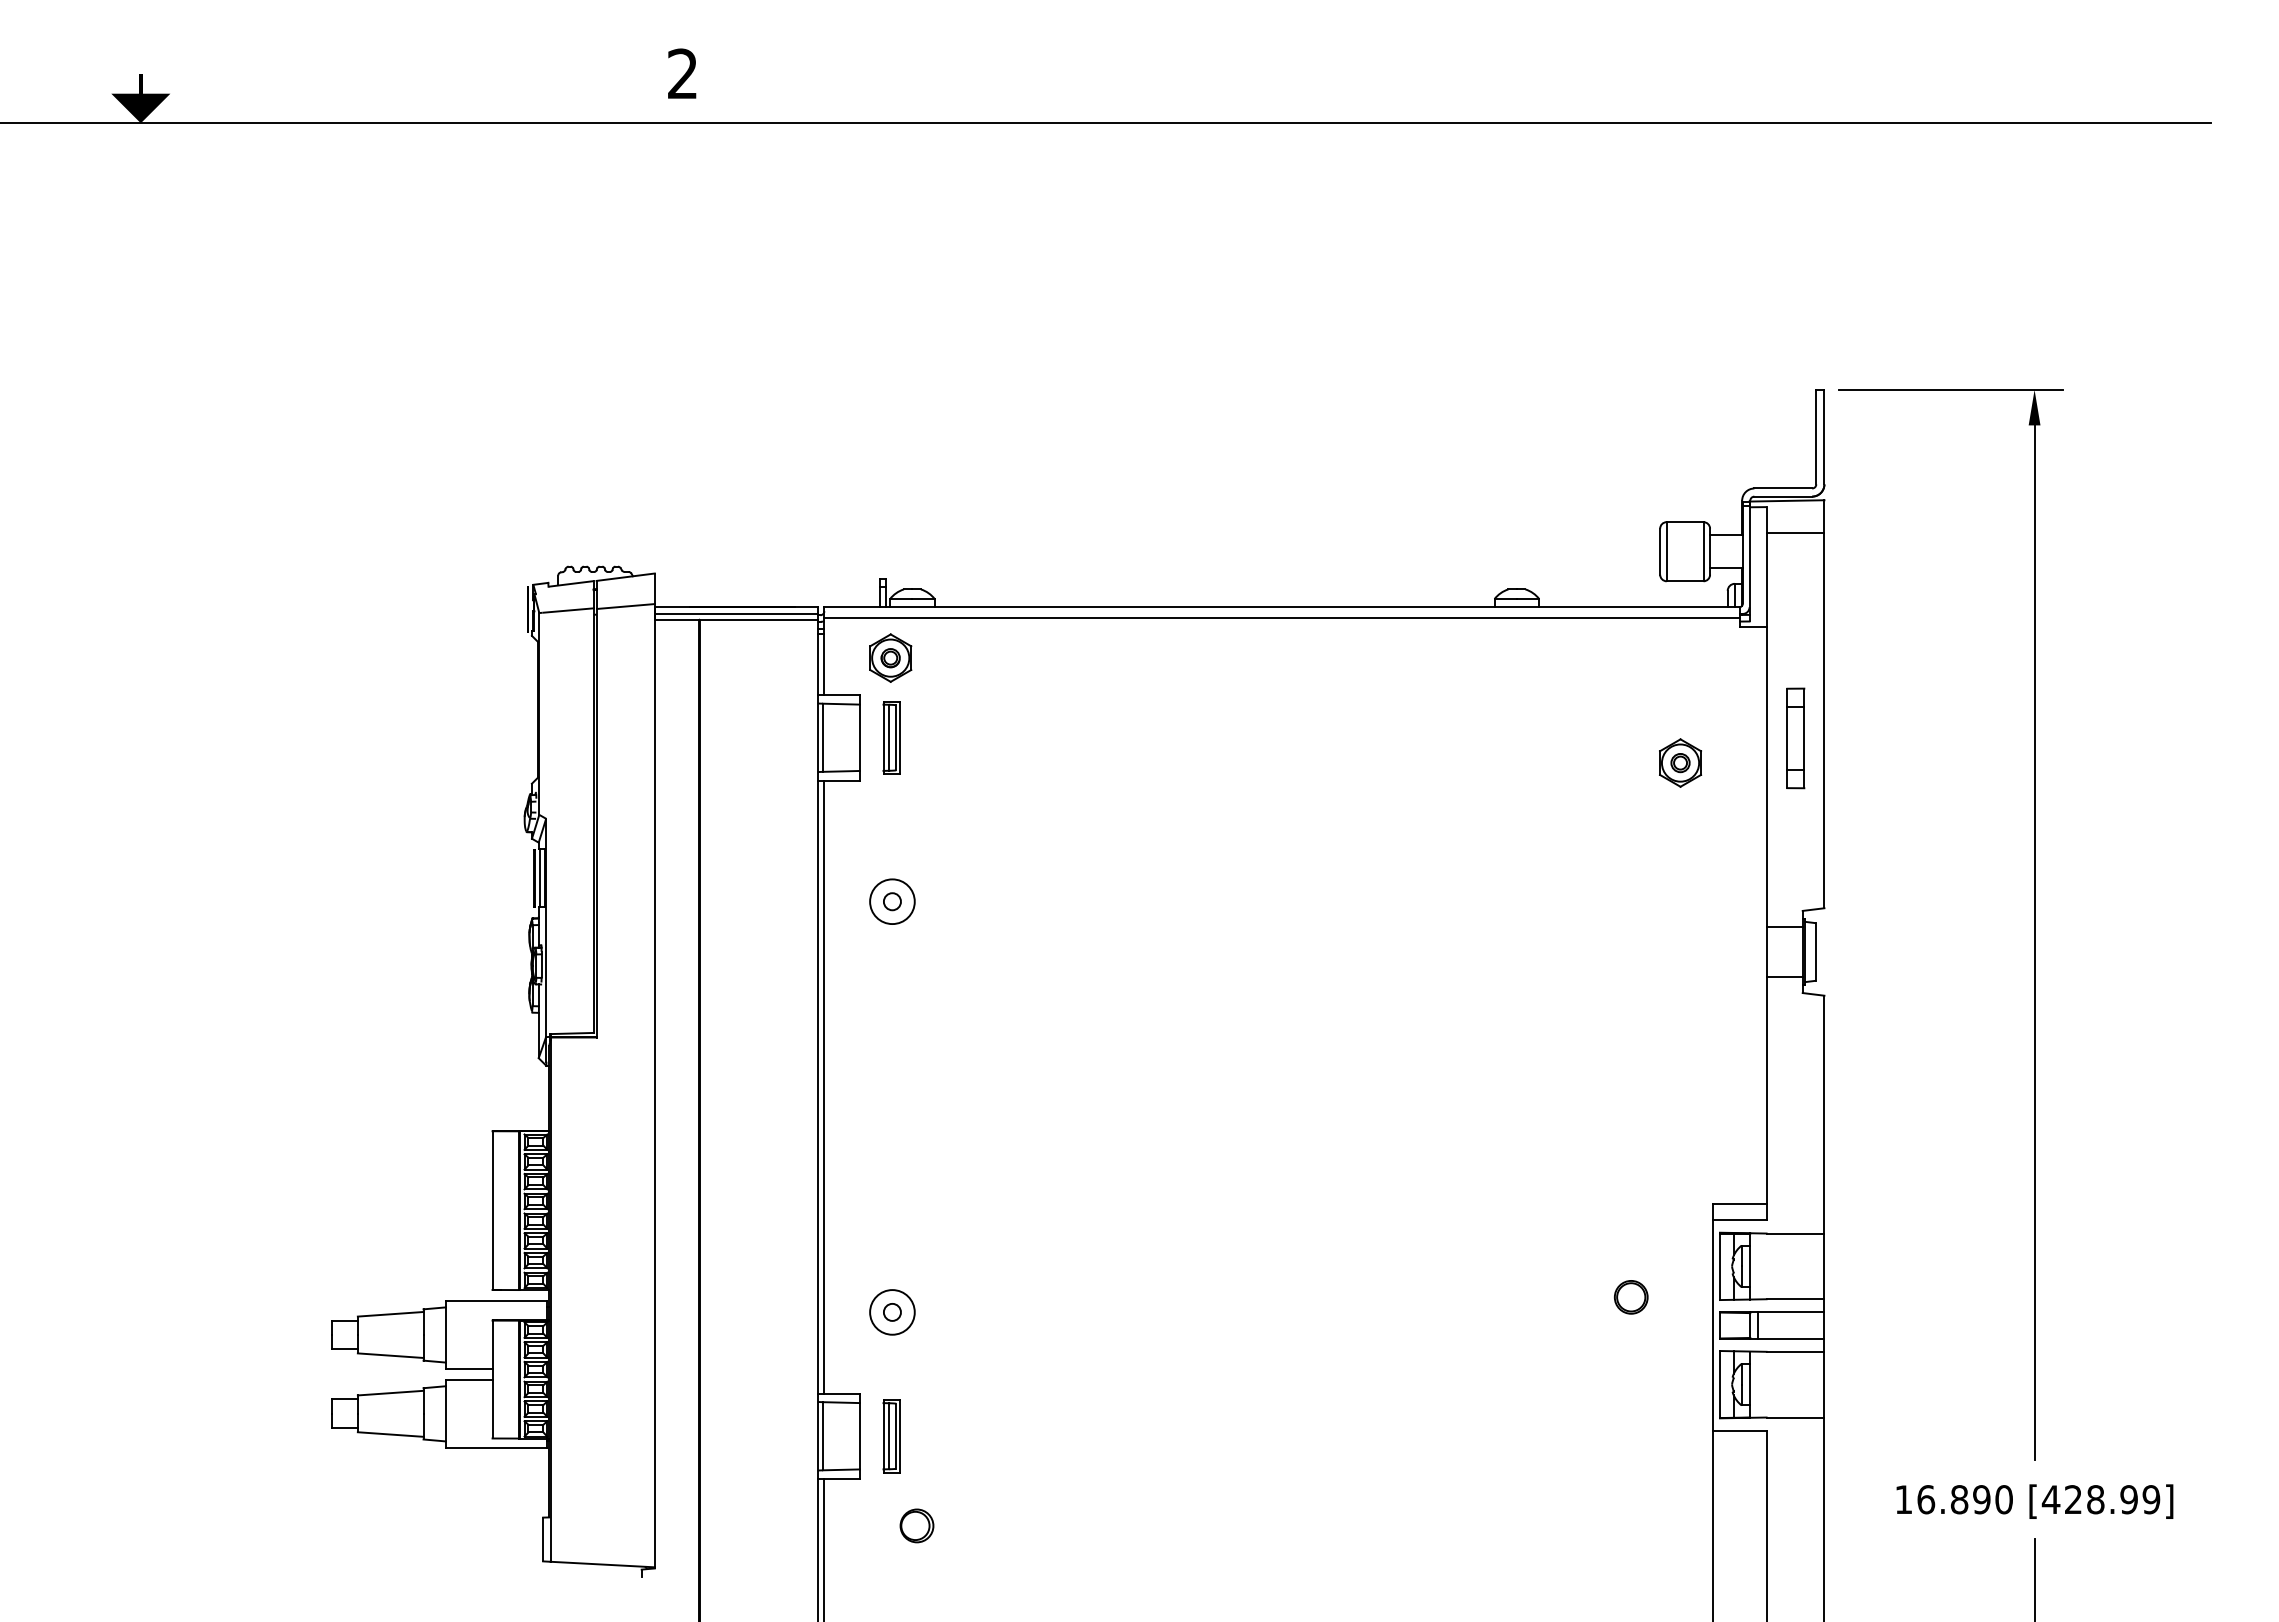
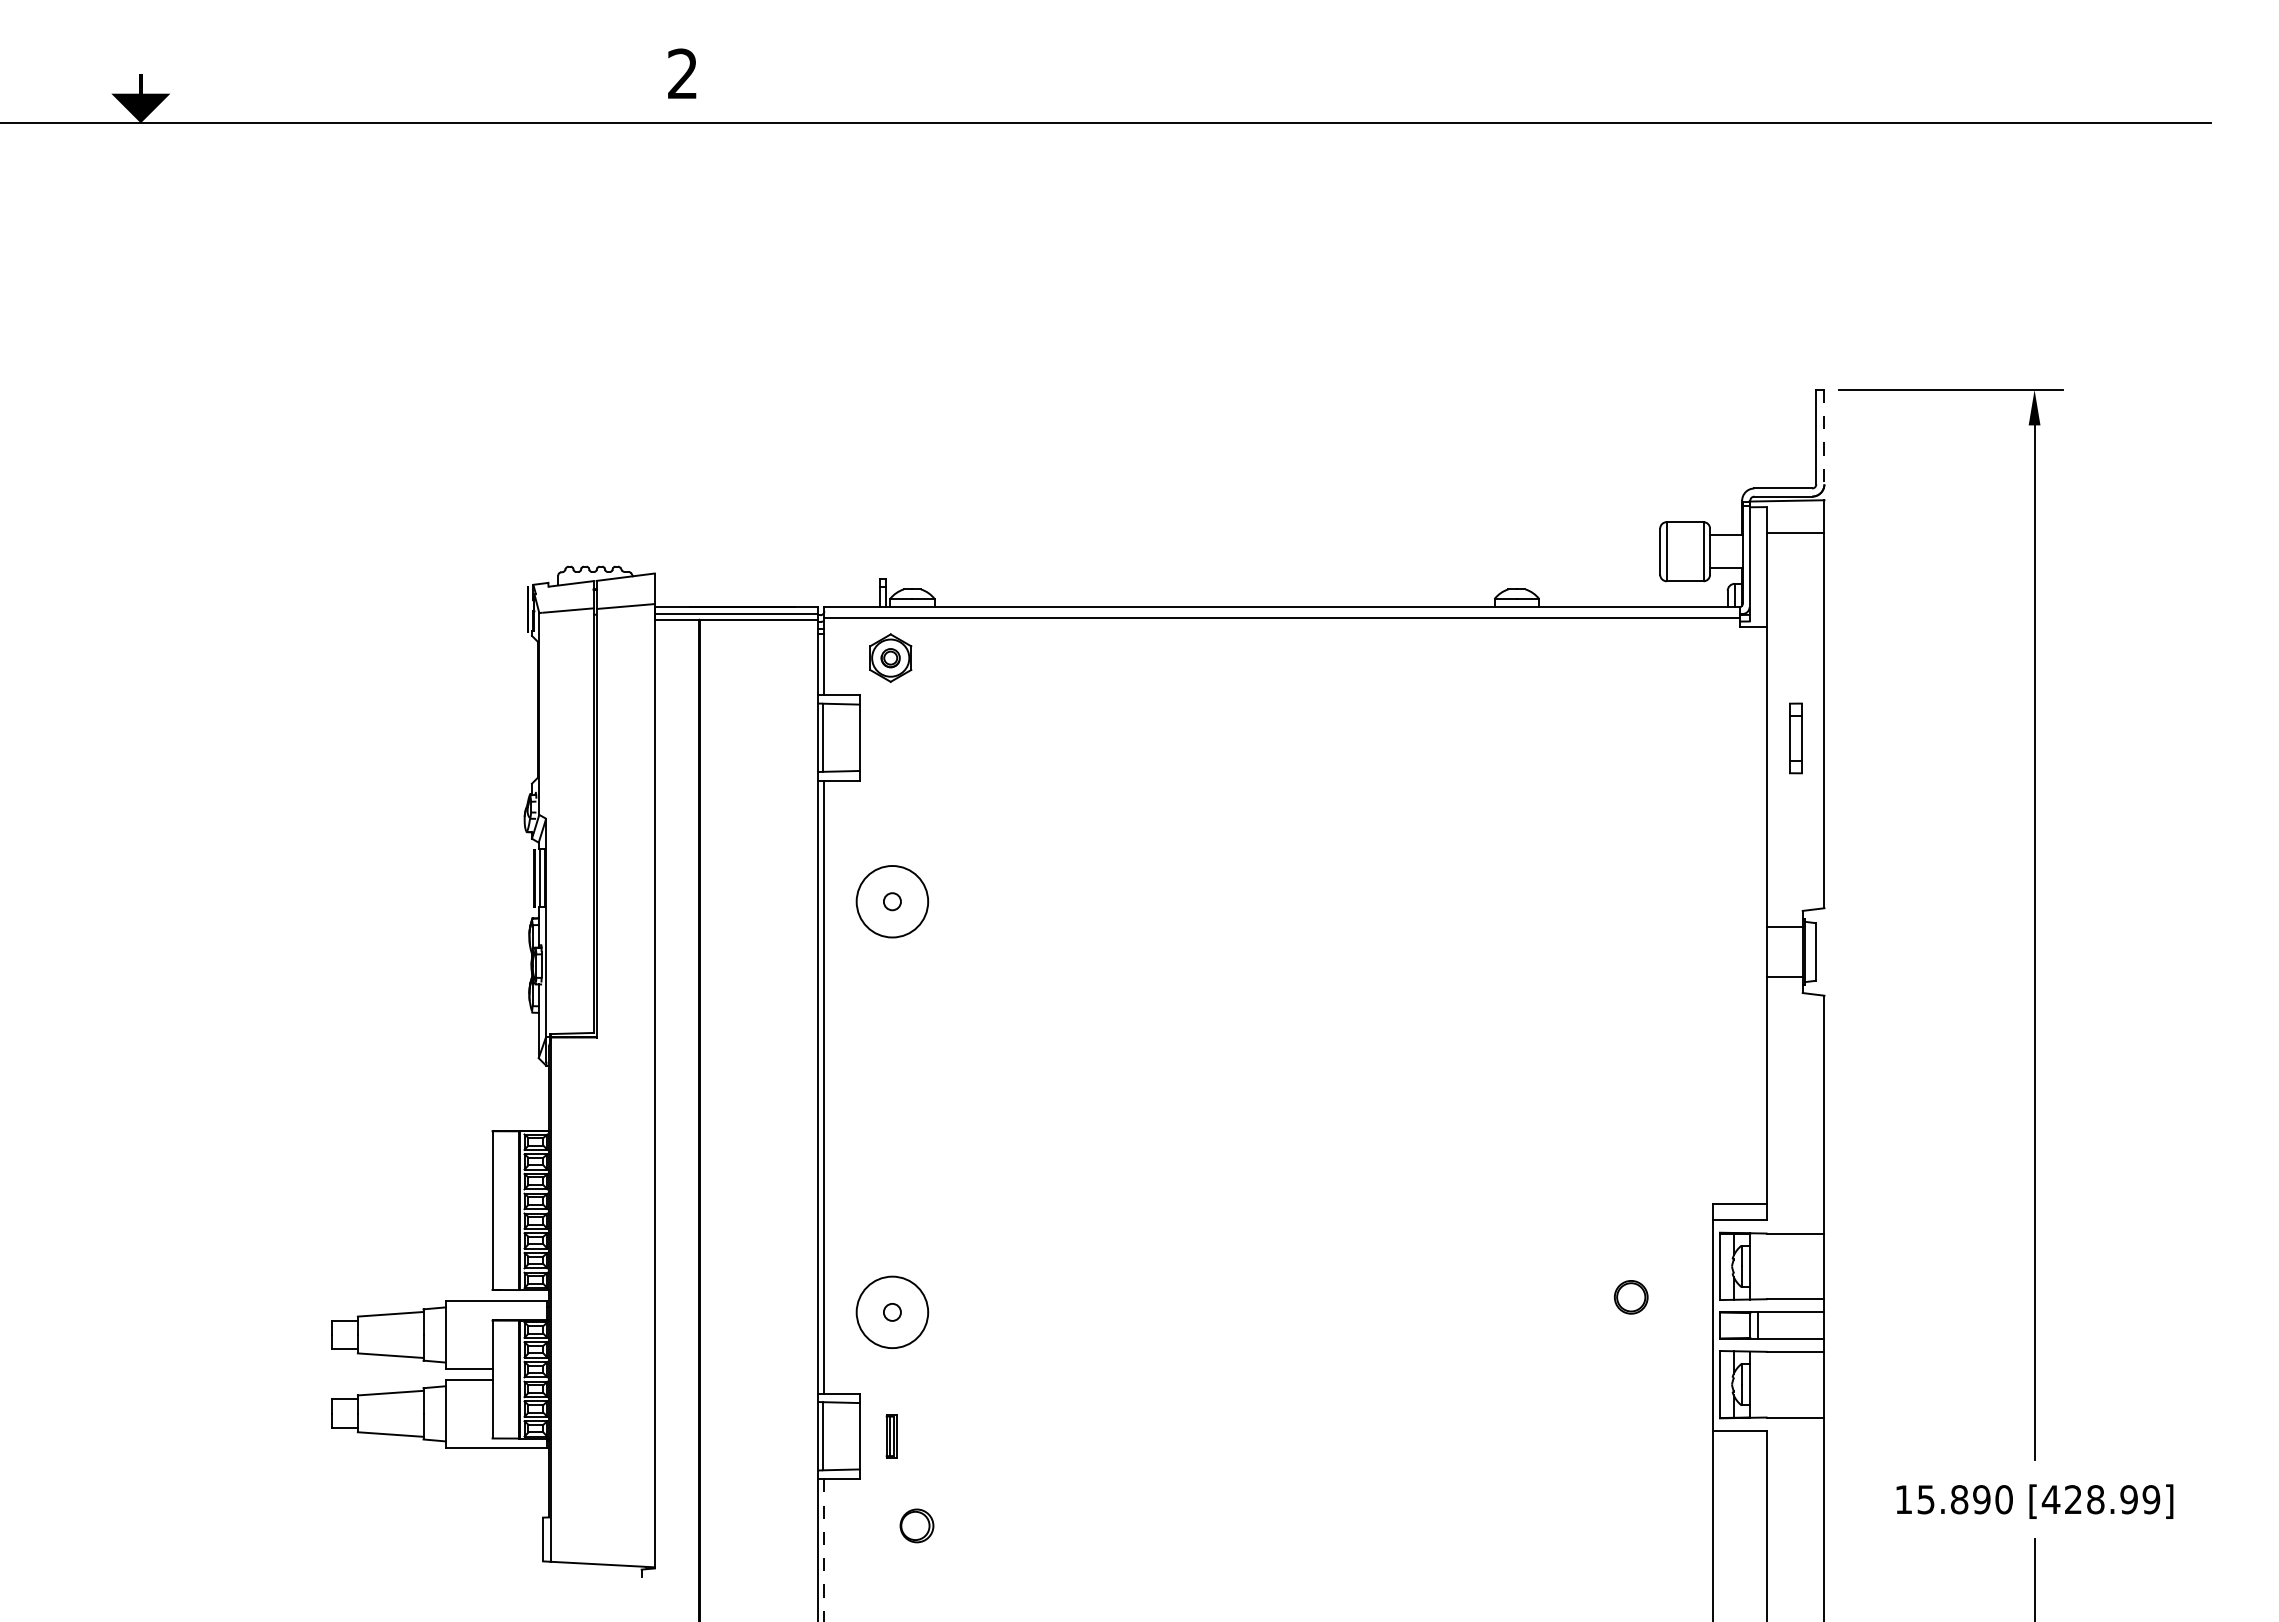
line: solid -> dashed (1824, 437)
part: present -> none (891, 737)
part size: 20x103 px -> 14x73 px (1795, 738)
part: present -> none (1680, 762)
circle diameter: 45 px -> 71 px (892, 901)
circle diameter: 45 px -> 71 px (892, 1312)
part size: 19x75 px -> 13x45 px (891, 1436)
text: 16.890 -> 15.890 (1926, 1499)
line: solid -> dashed (824, 1550)
